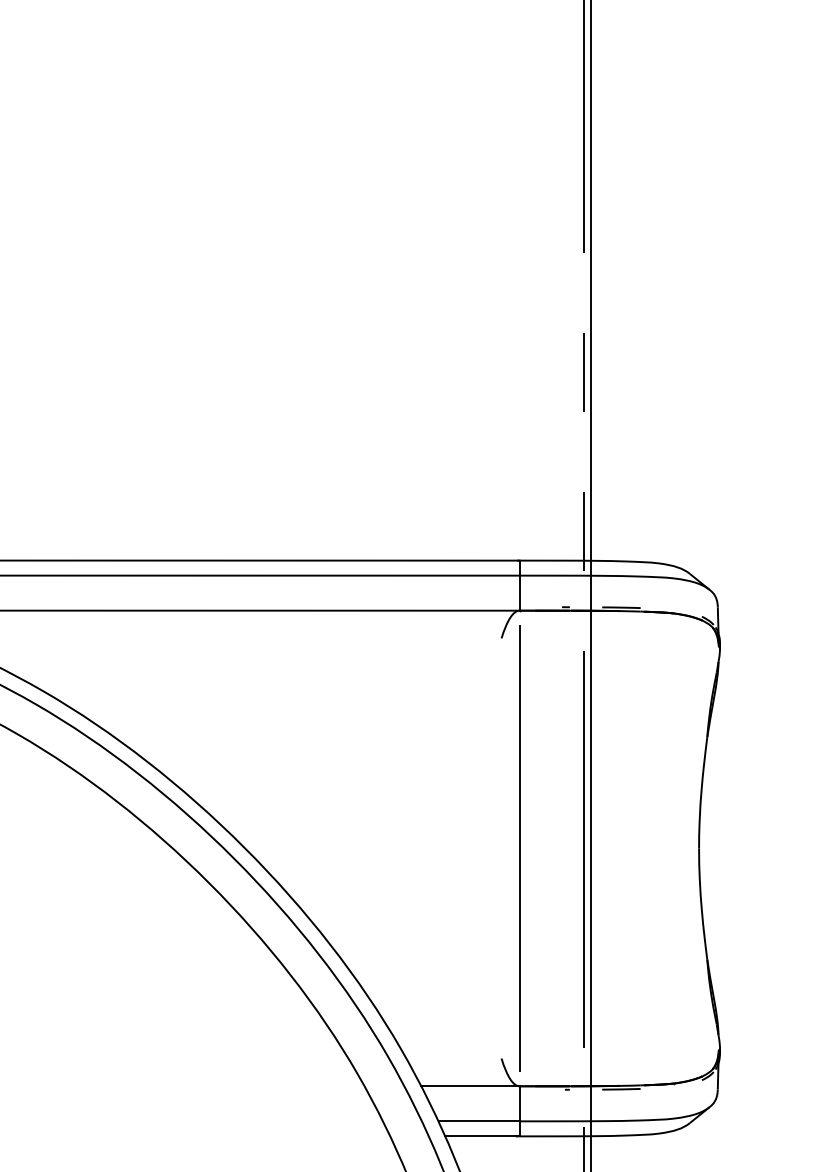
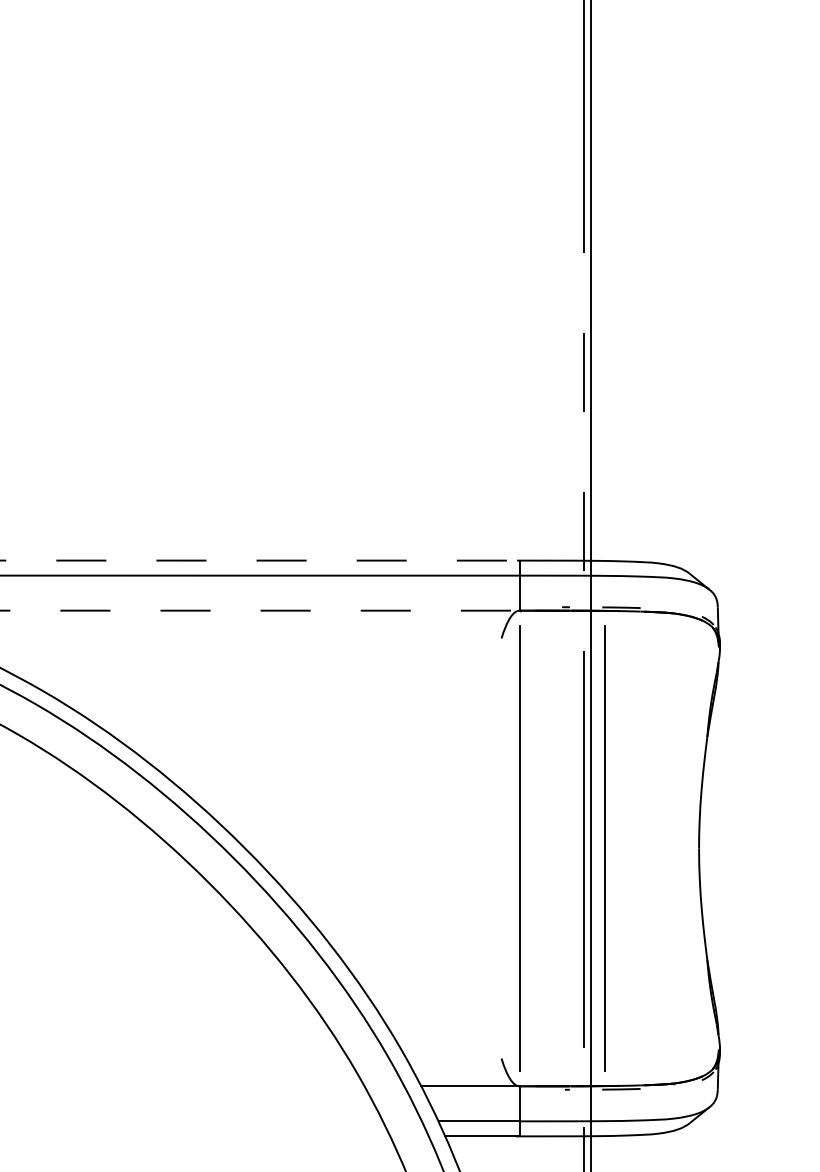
line: solid -> dashed (260, 560)
line: solid -> dashed (259, 610)
line: none -> present (604, 848)
